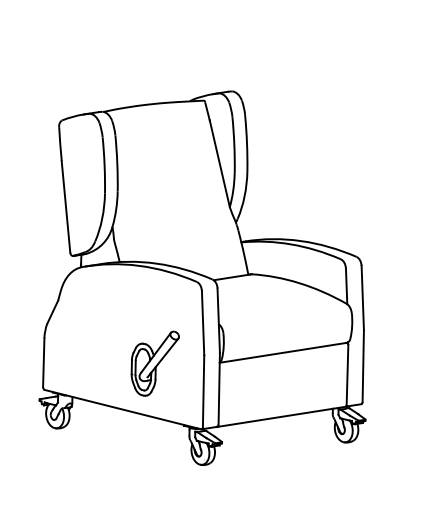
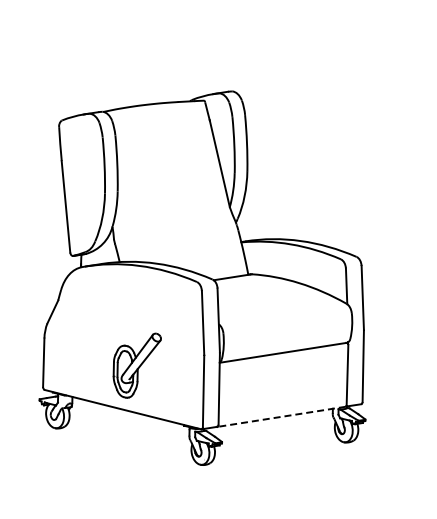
part position: (154, 363) -> (136, 365) (136, 365)
line: solid -> dashed (281, 416)
